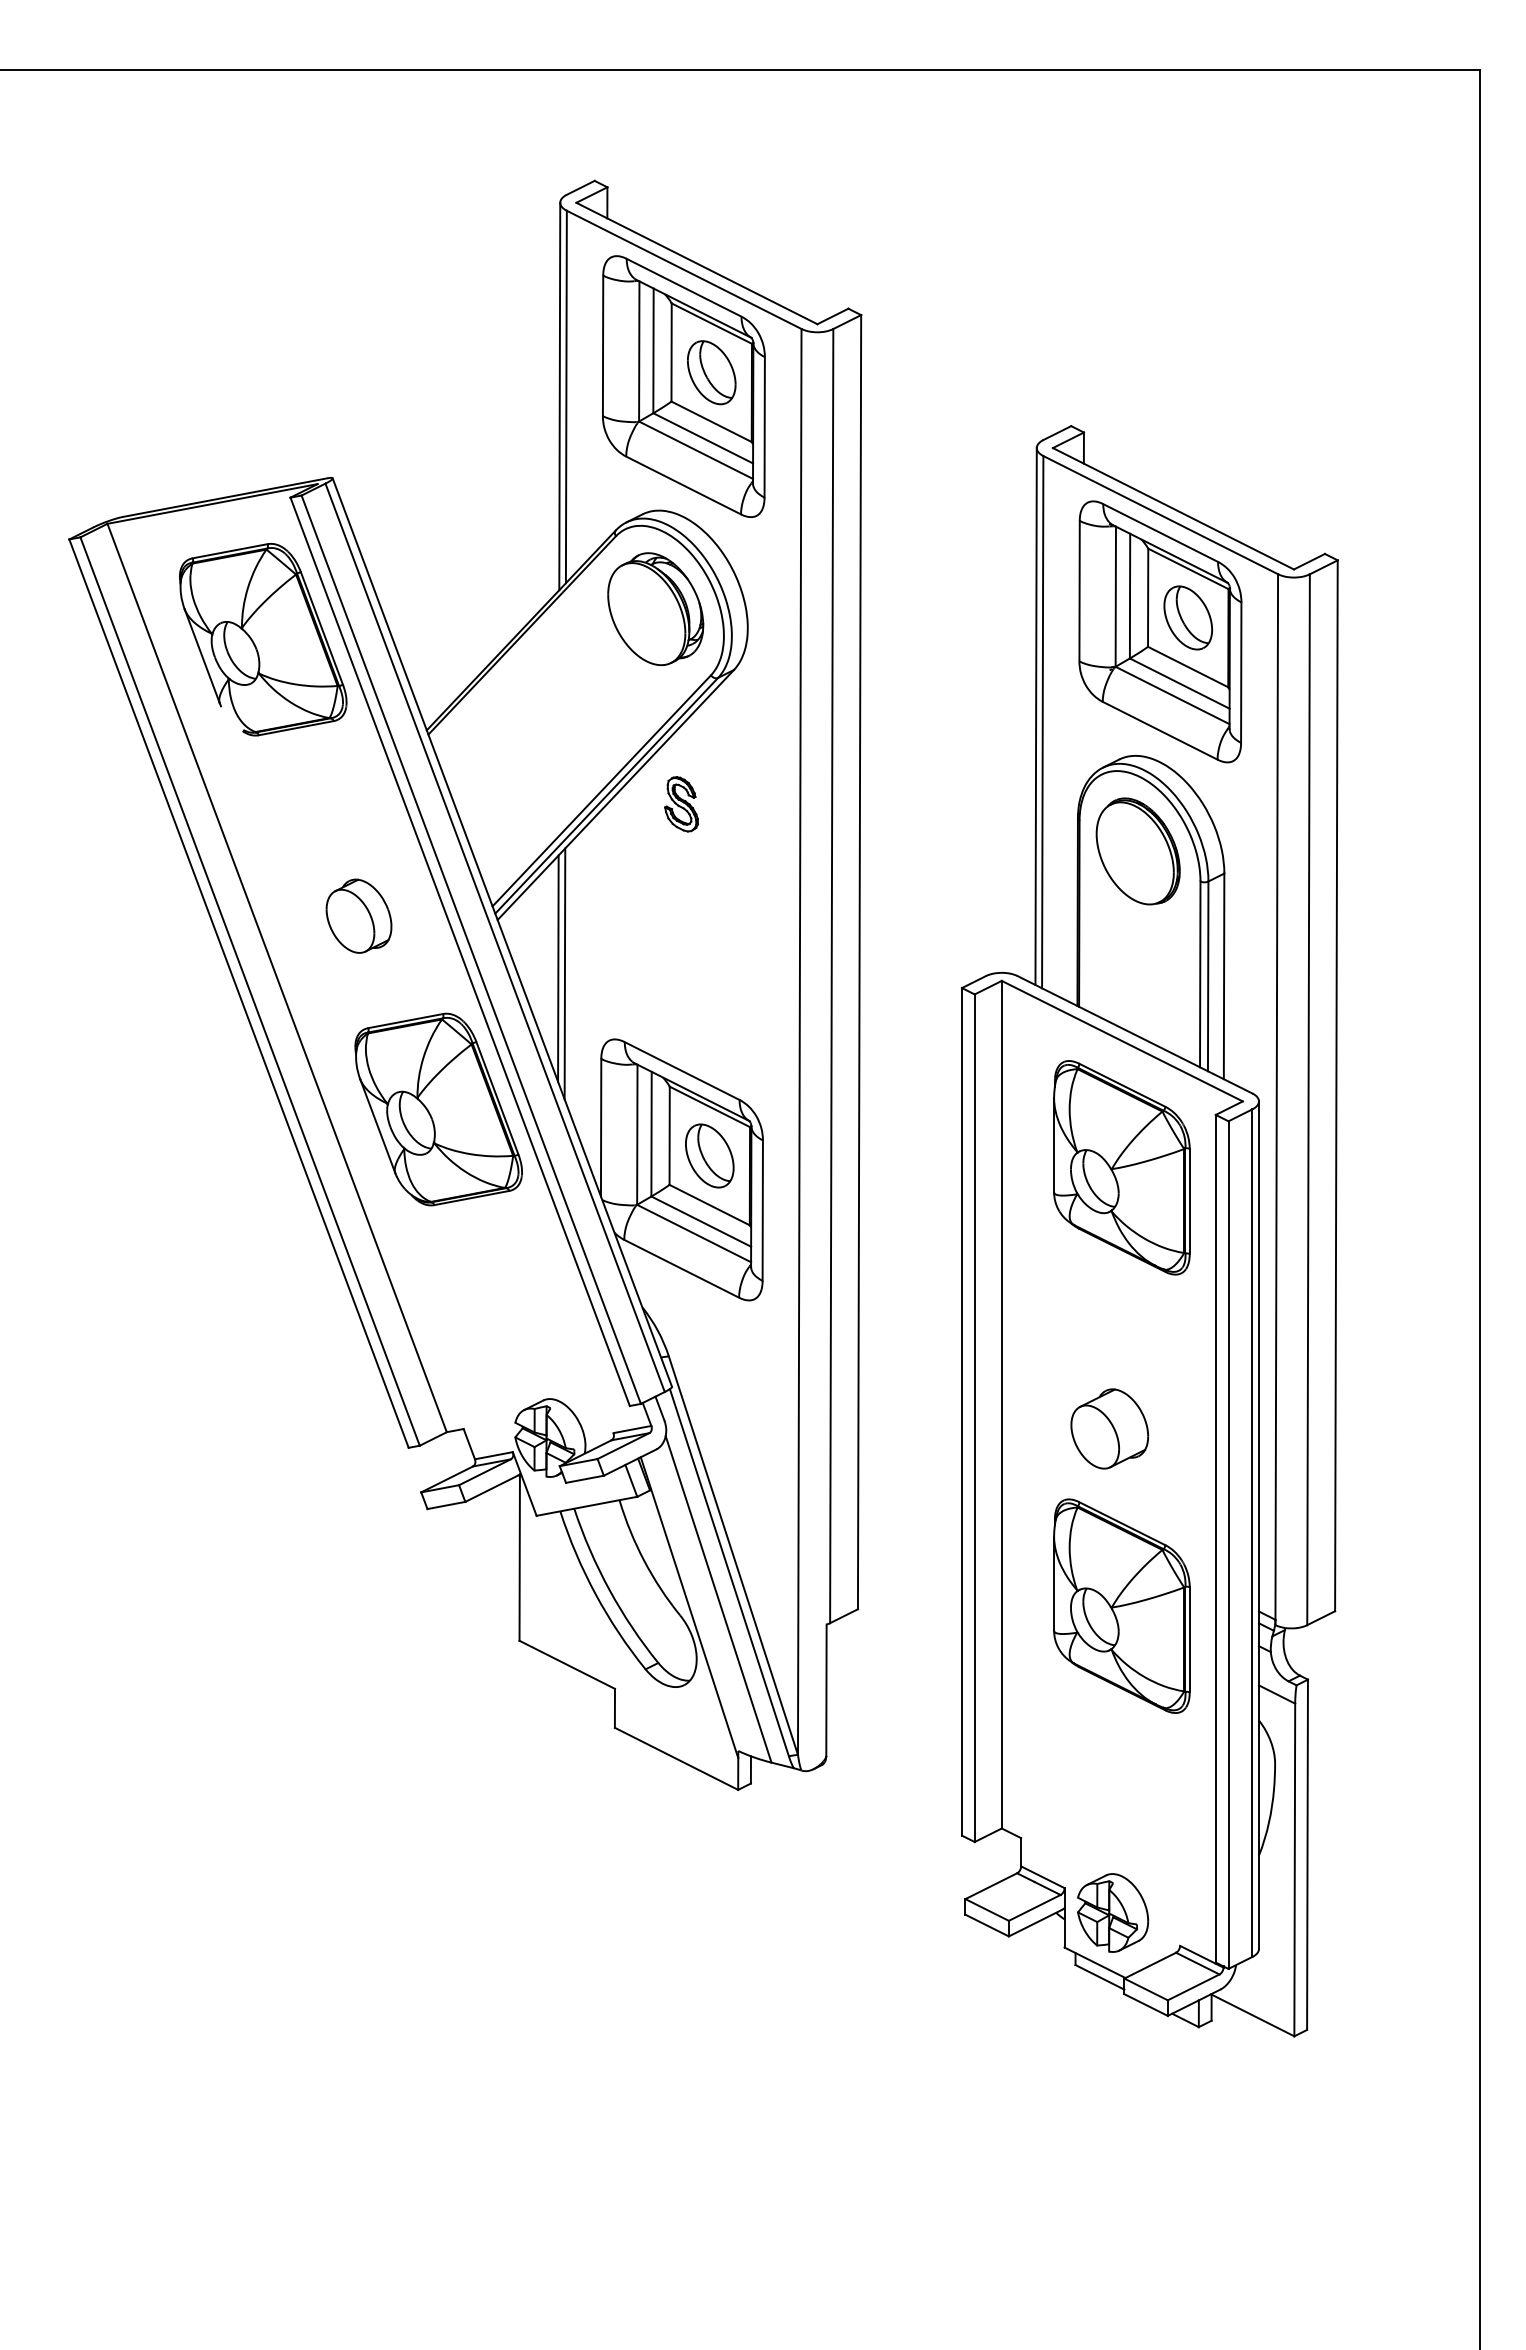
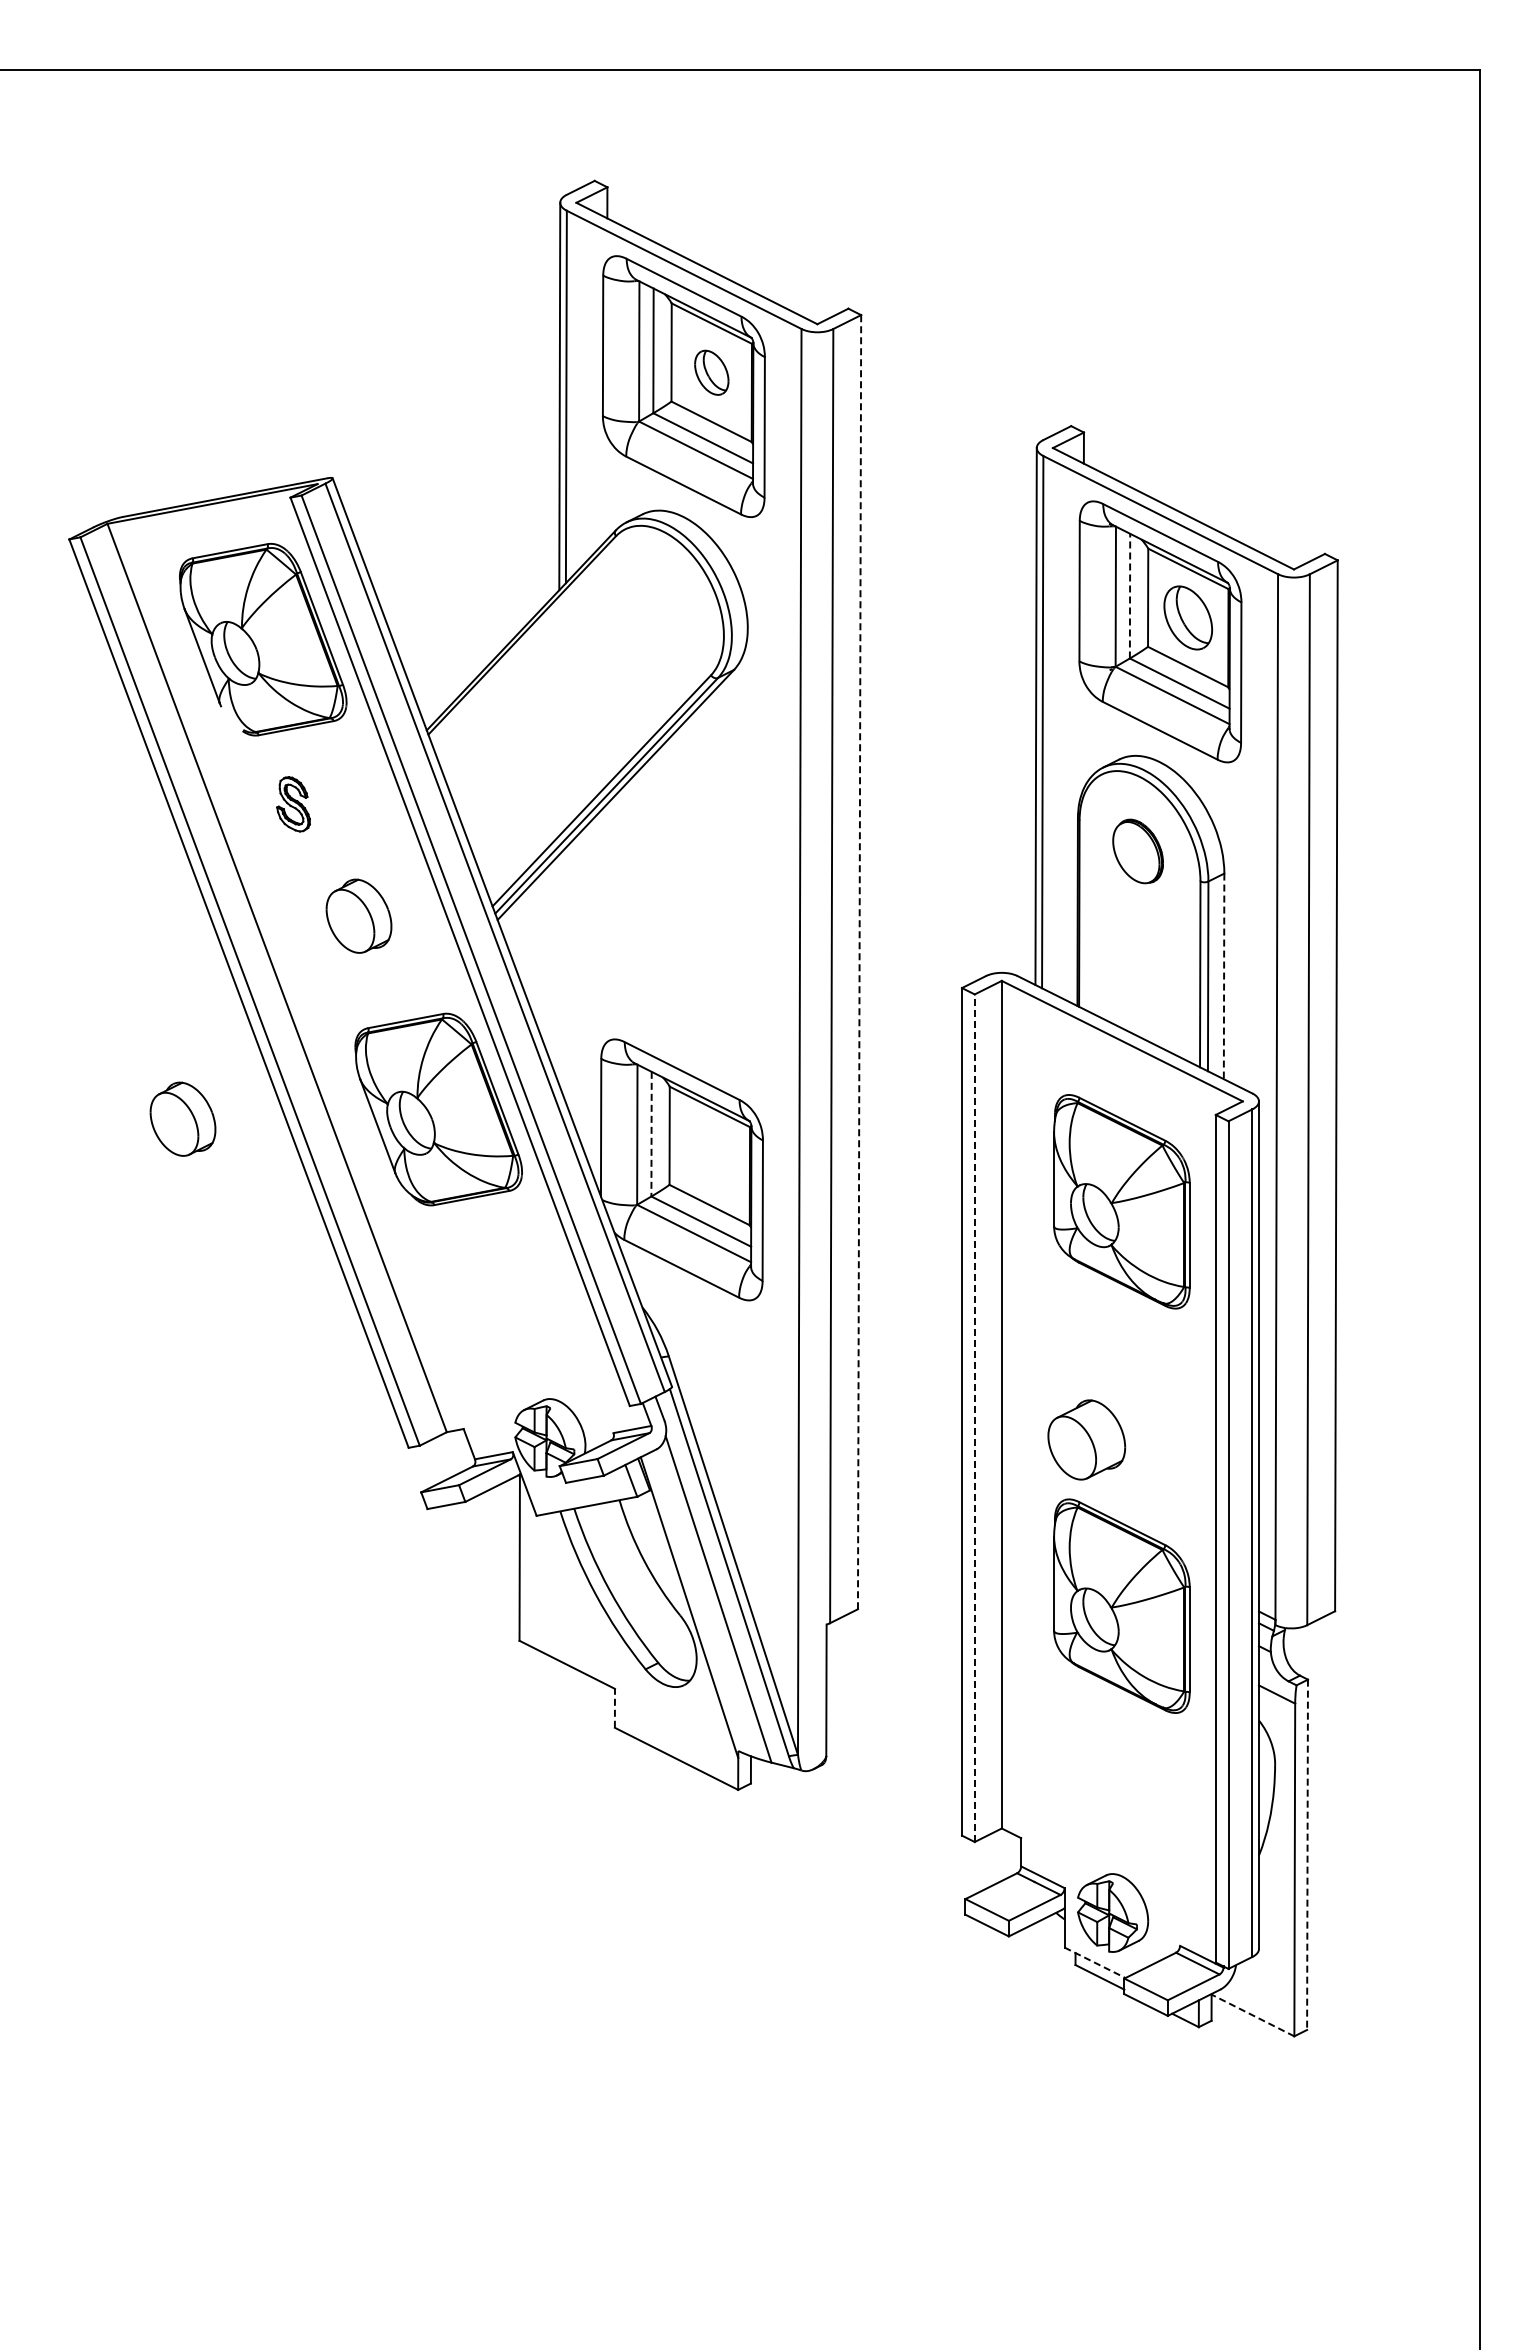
part size: 50x66 px -> 36x47 px (711, 372)
line: solid -> dashed (1130, 595)
part: present -> none (655, 609)
part position: (681, 804) -> (293, 804) (293, 804)
part size: 86x109 px -> 52x67 px (1137, 851)
line: solid -> dashed (859, 961)
line: present -> none (558, 968)
line: present -> none (564, 973)
line: solid -> dashed (1224, 976)
part: none -> present (182, 1118)
line: solid -> dashed (651, 1134)
part: present -> none (709, 1155)
part position: (1121, 1167) -> (1121, 1201) (1121, 1201)
line: solid -> dashed (974, 1418)
part position: (1109, 1428) -> (1086, 1439) (1086, 1439)
line: solid -> dashed (614, 1707)
line: solid -> dashed (1307, 1855)
line: solid -> dashed (1095, 1963)
line: solid -> dashed (1252, 2015)
